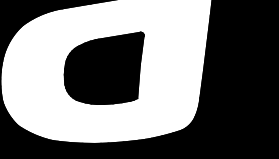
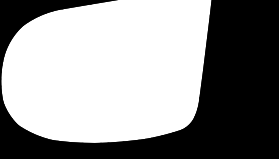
part: present -> none (103, 67)
